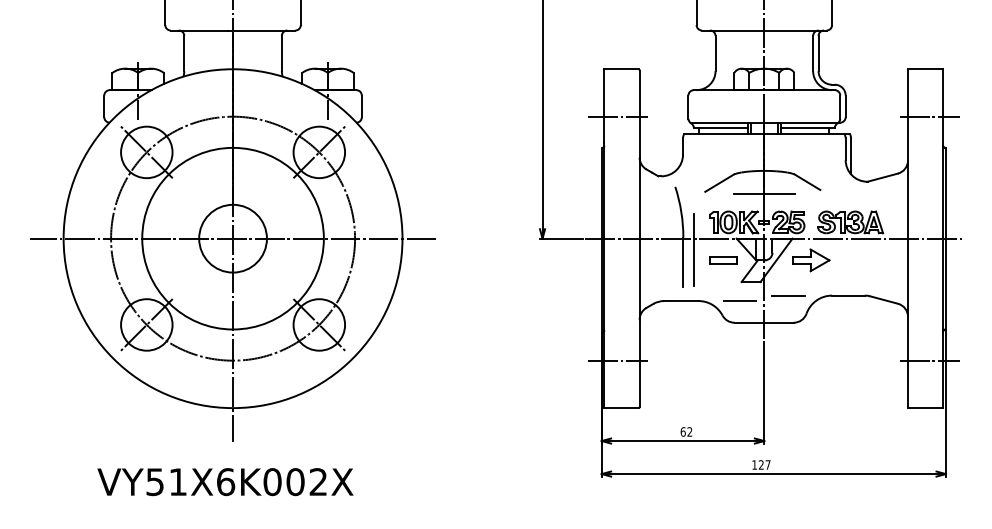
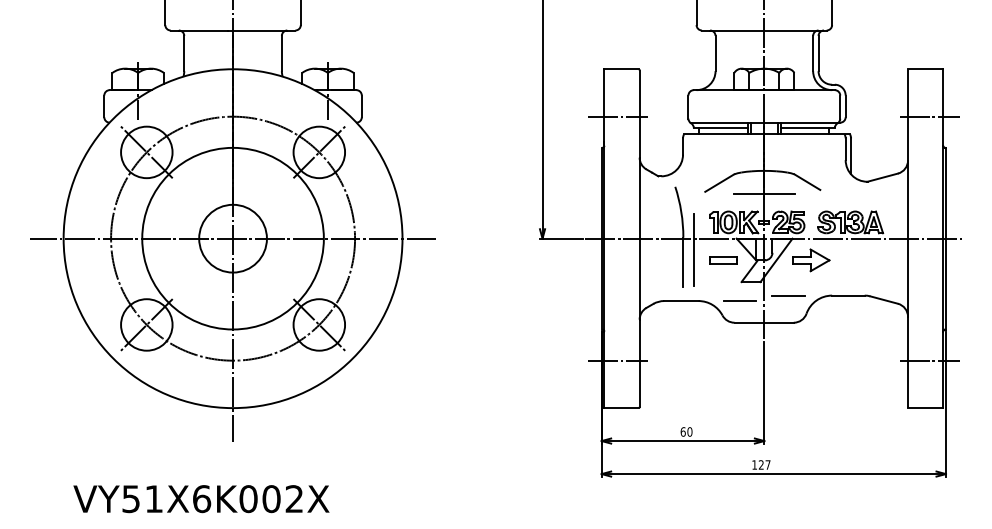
text: 62 -> 60 (689, 431)
text position: (225, 482) -> (201, 499) (201, 499)
